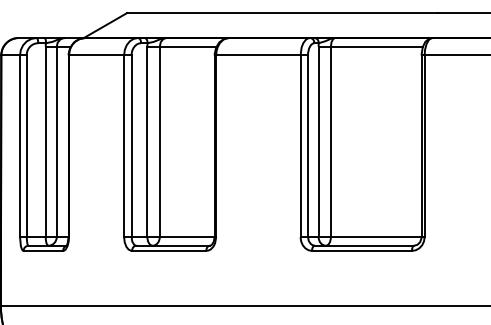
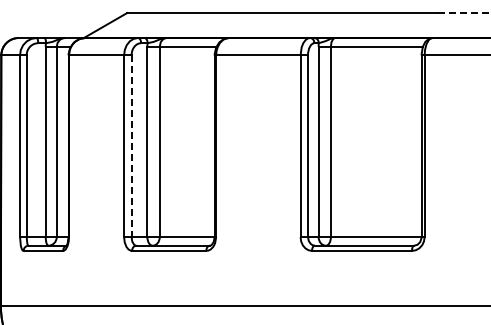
line: solid -> dashed (464, 13)
line: solid -> dashed (131, 146)
